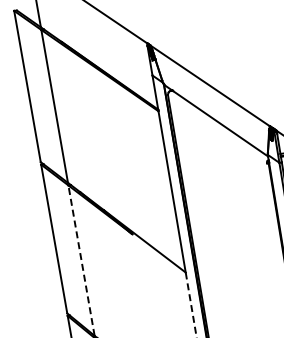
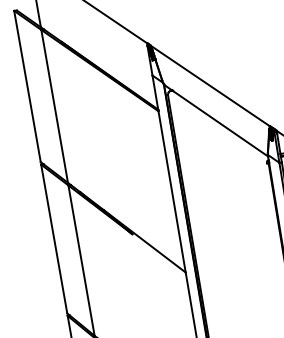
line: dashed -> solid (81, 260)
line: dashed -> solid (191, 305)
